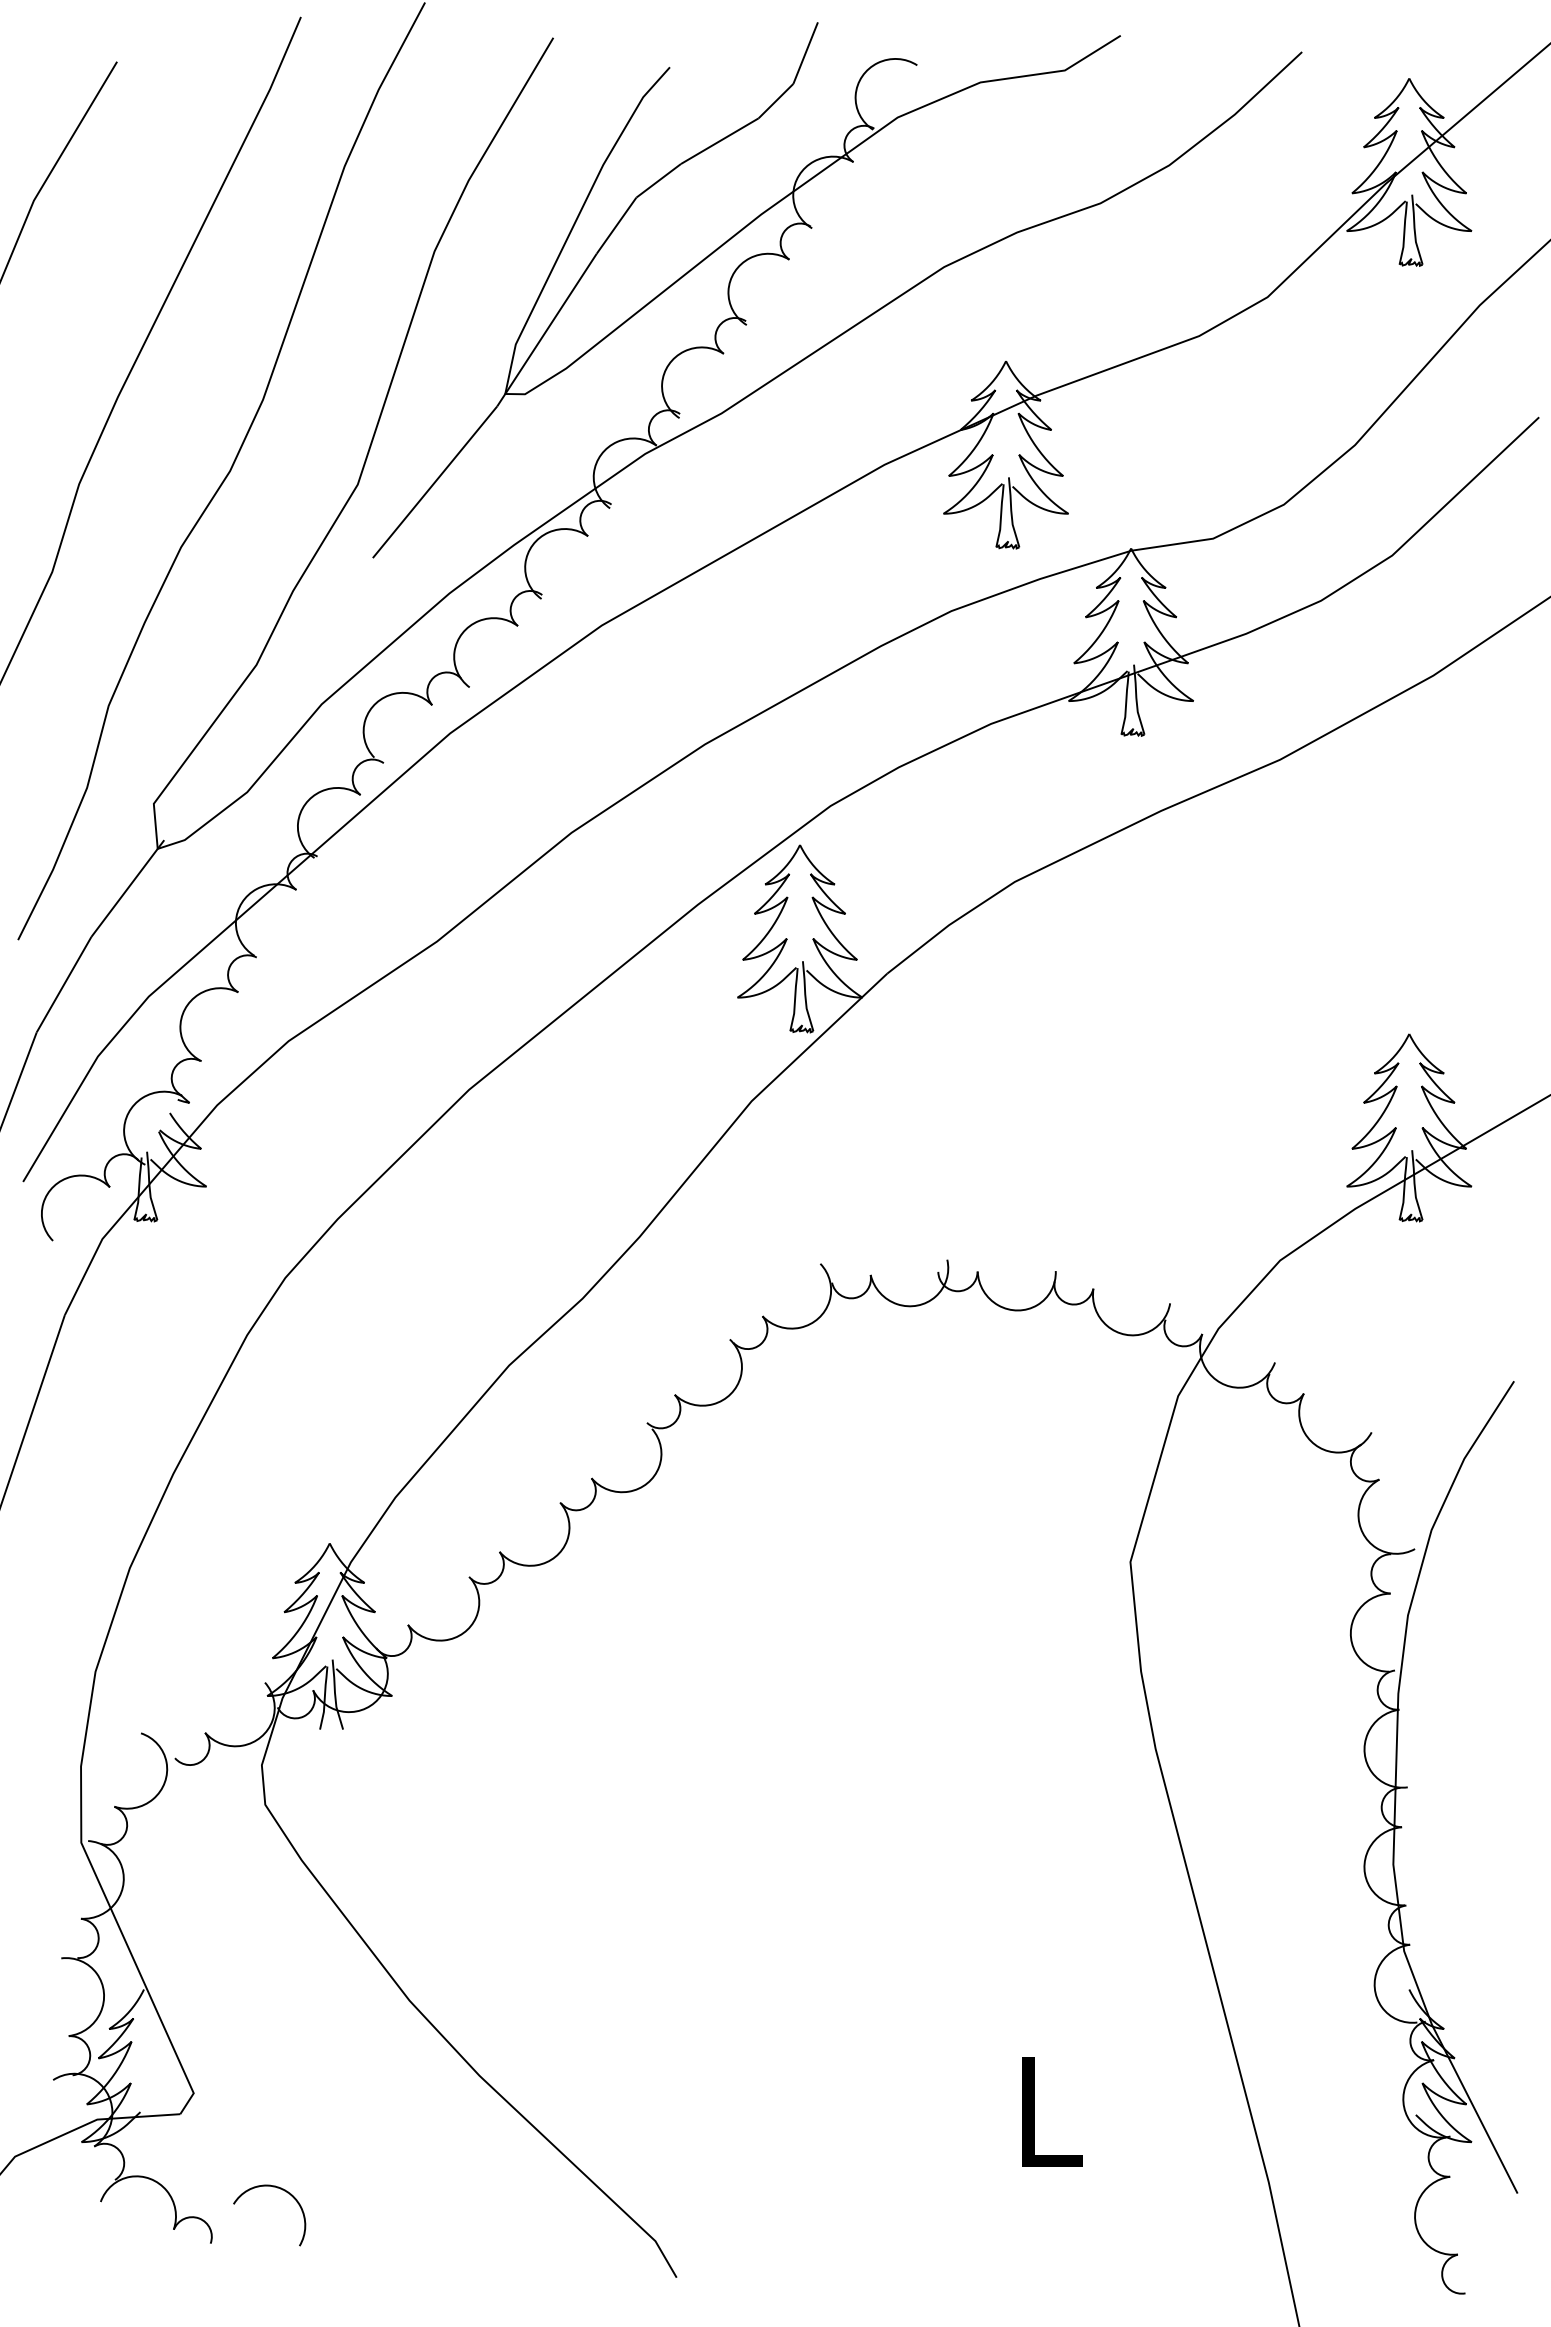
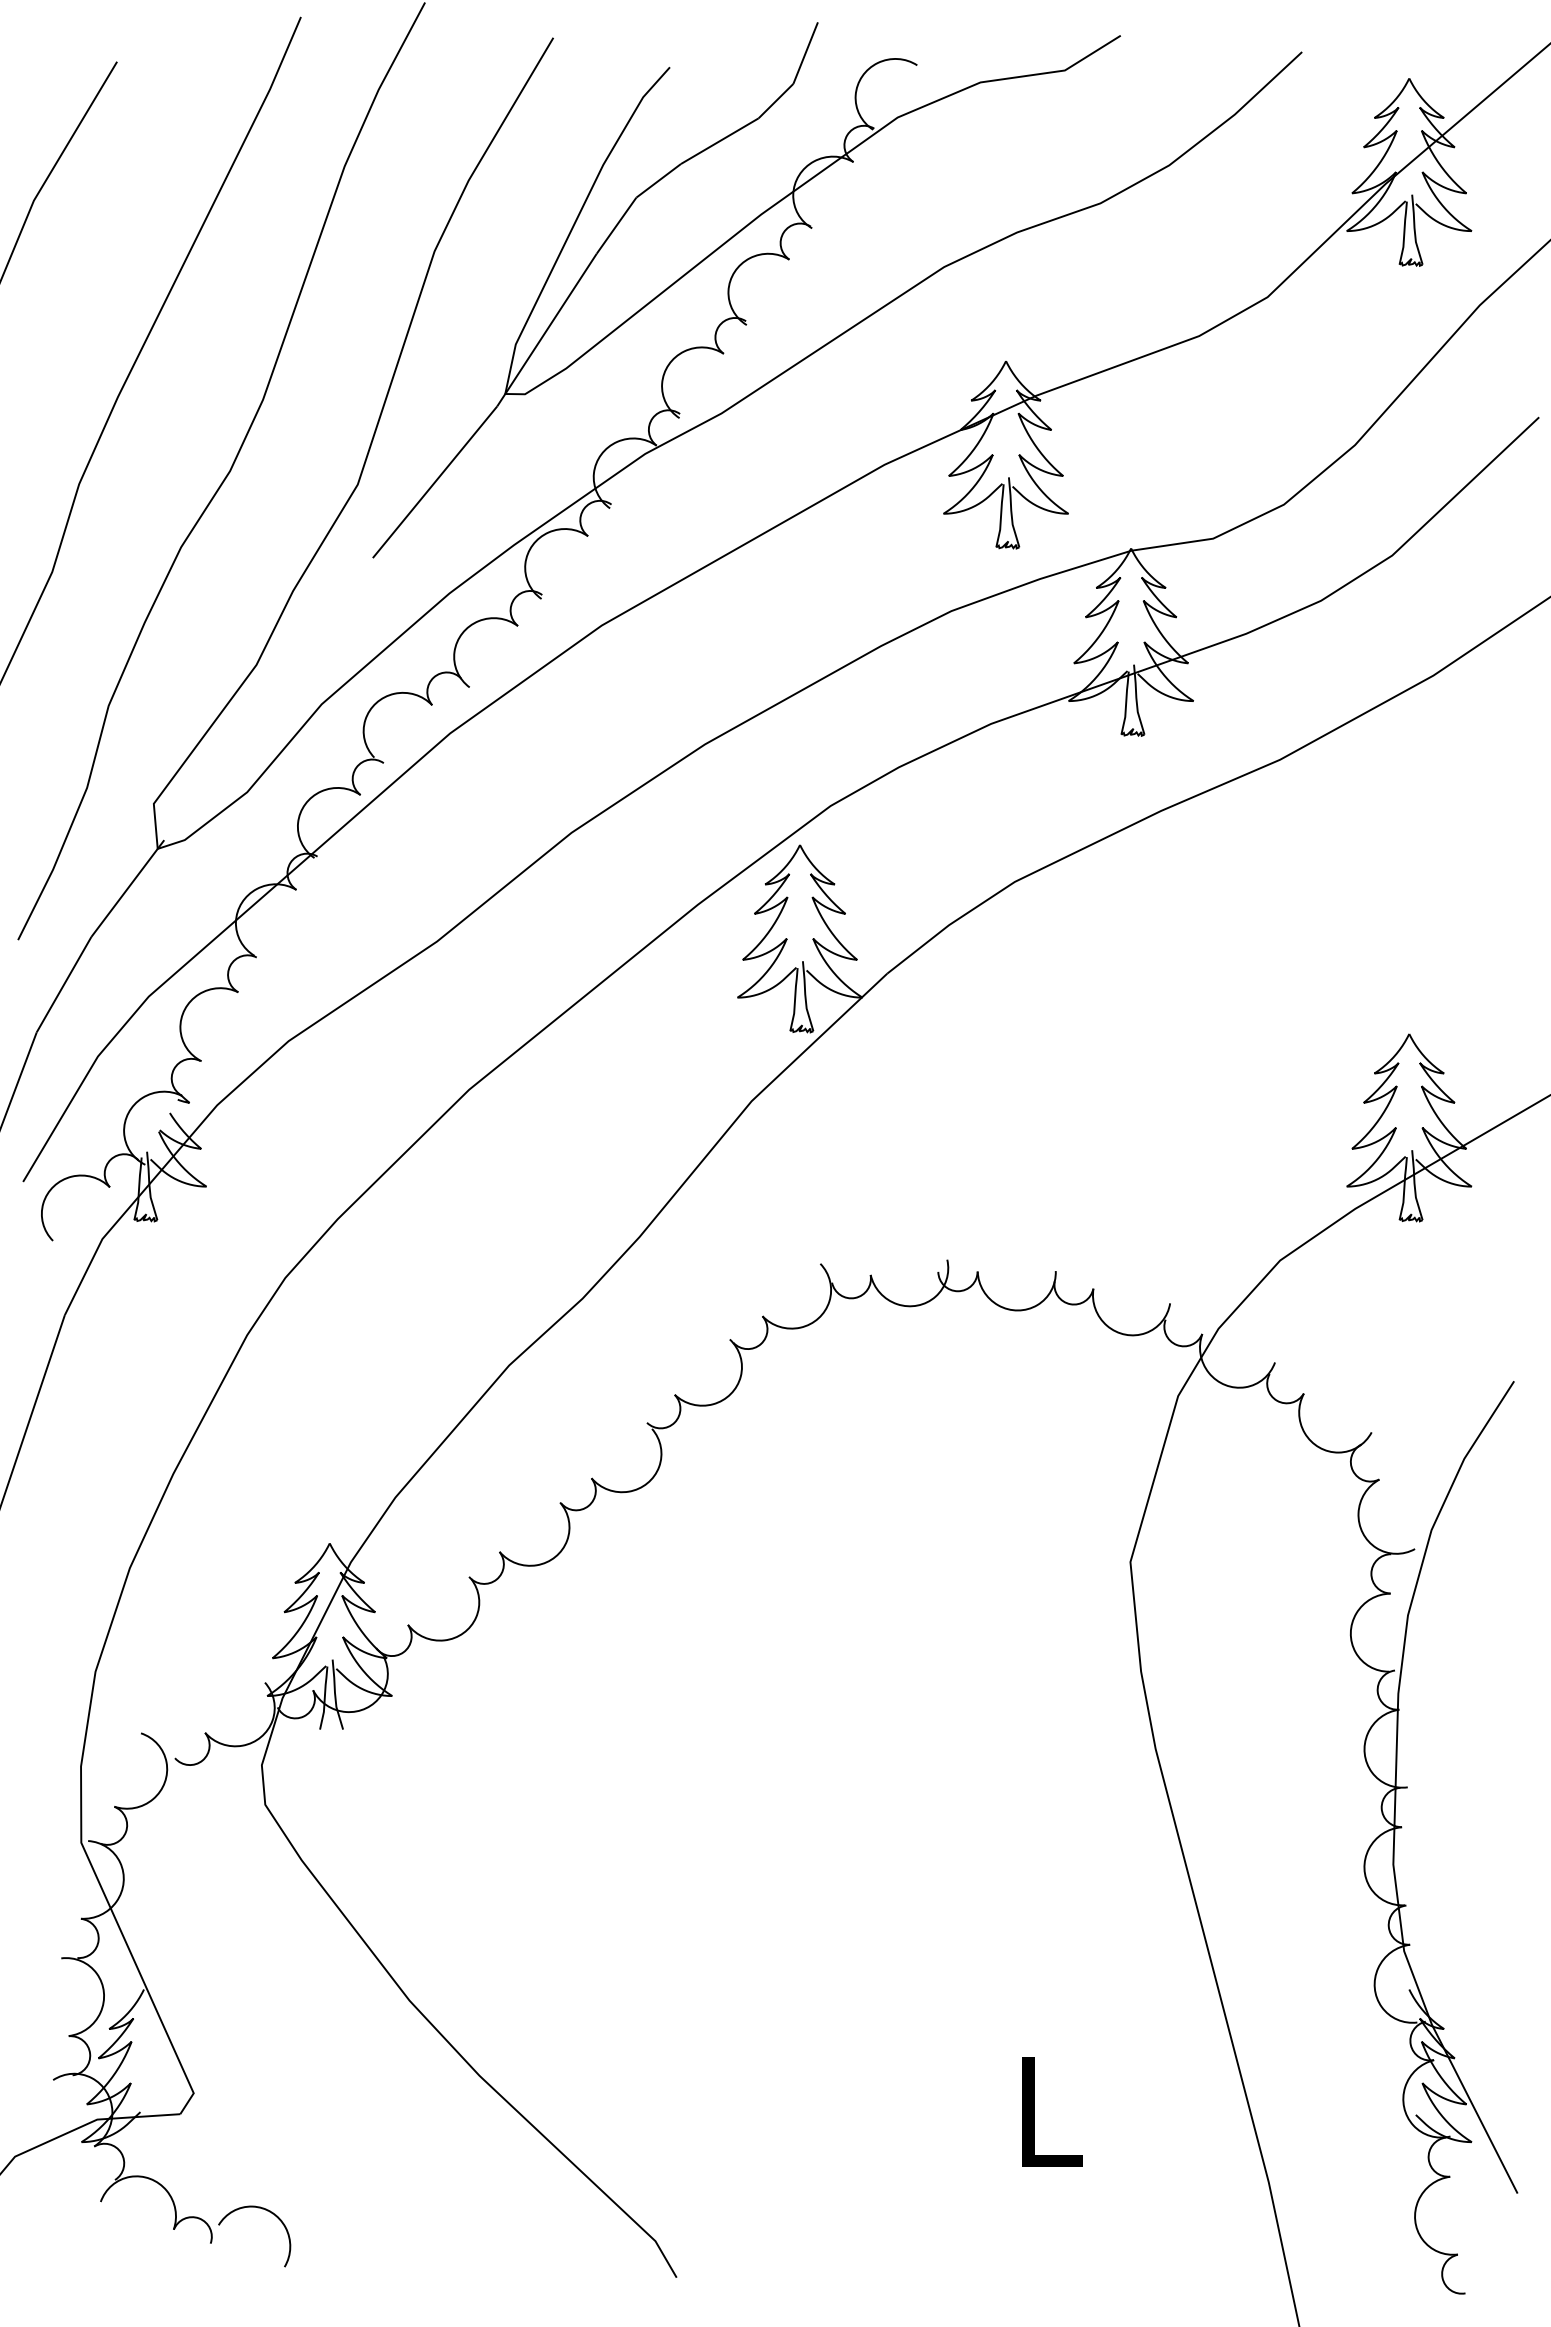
arc position: (277, 2188) -> (262, 2209) (262, 2209)
